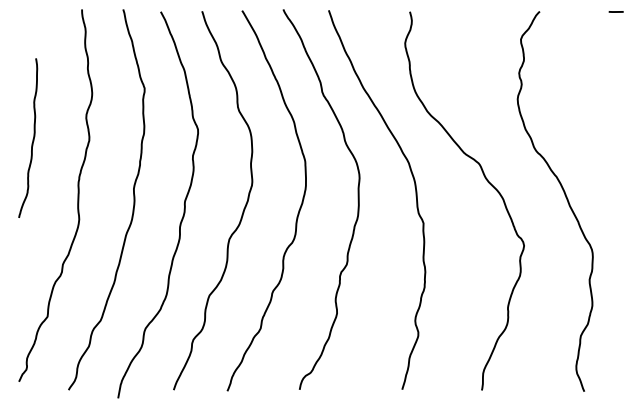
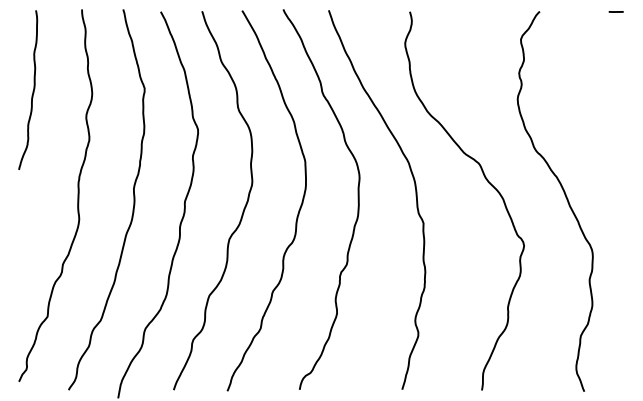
curve position: (32, 139) -> (32, 91) (32, 91)
